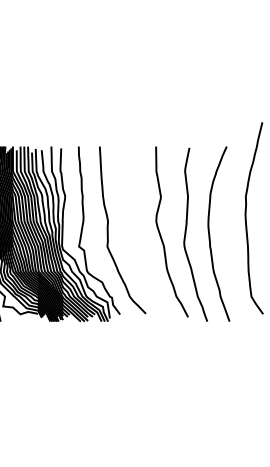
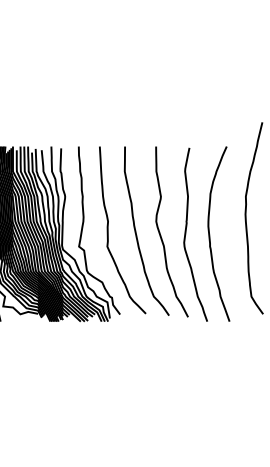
curve: none -> present (136, 230)
